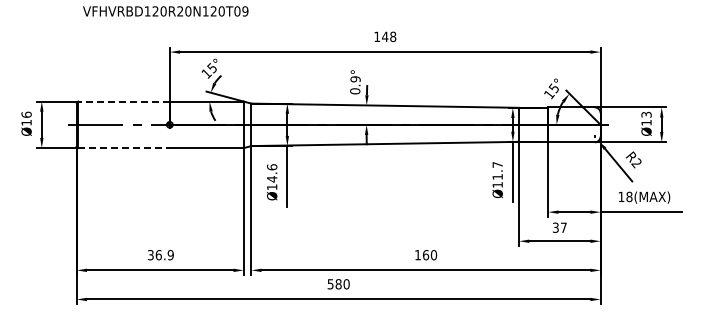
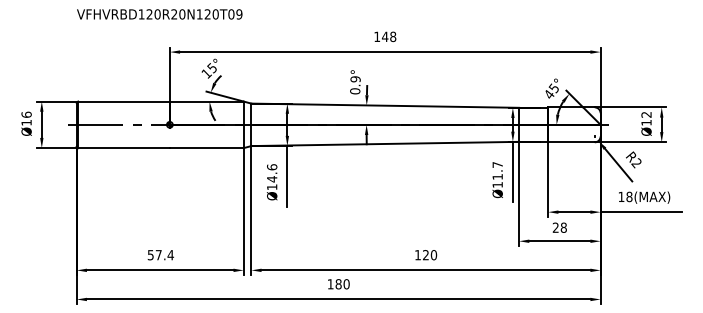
text position: (165, 11) -> (159, 14) (159, 14)
text: 15° -> 45° (549, 94)
line: dashed -> solid (124, 101)
text: Ø13 -> Ø12 (646, 114)
line: dashed -> solid (124, 148)
text: 37 -> 28 (559, 227)
text: 36.9 -> 57.4 (161, 255)
text: 160 -> 120 (425, 255)
text: 580 -> 180 (330, 284)
